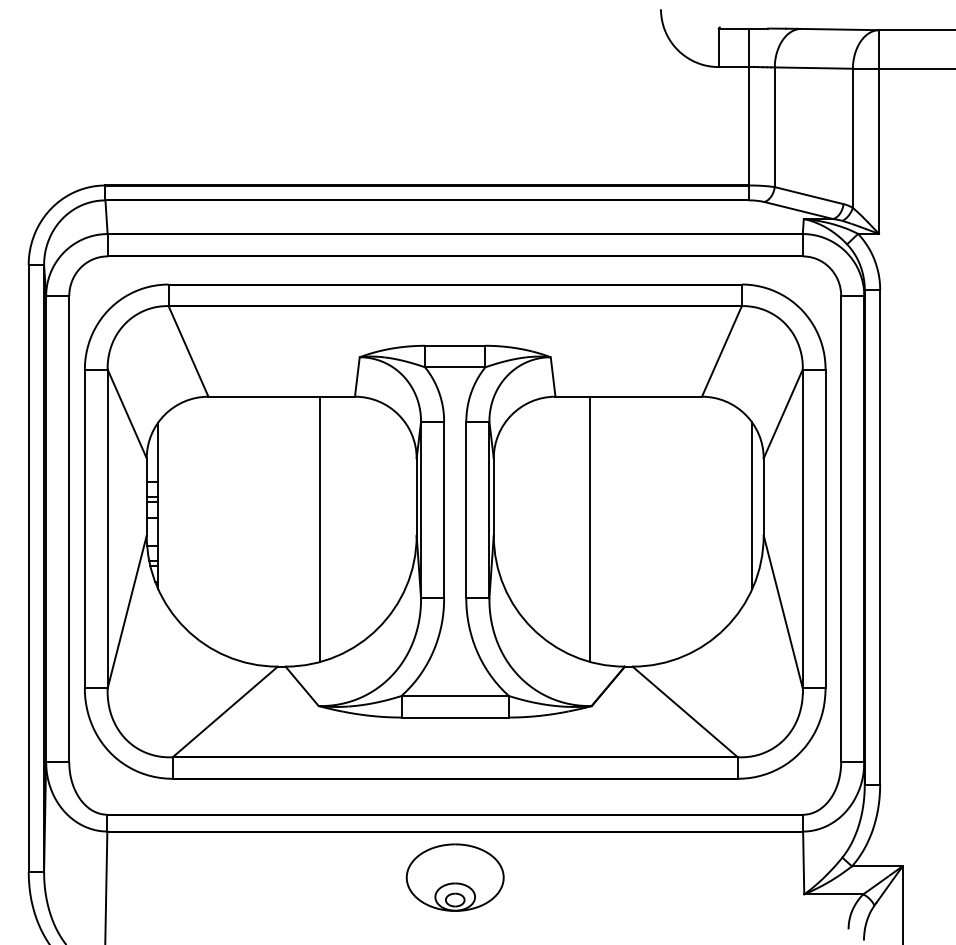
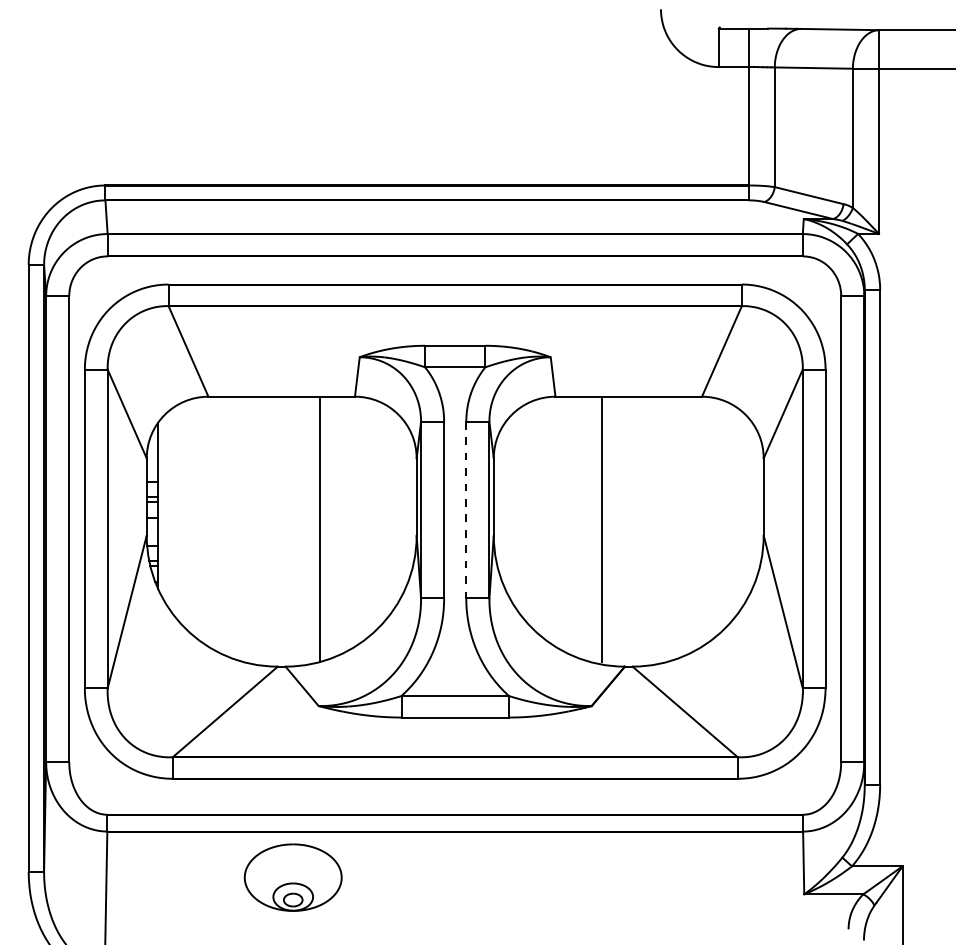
line: present -> none (752, 505)
line: solid -> dashed (466, 510)
line position: (590, 528) -> (602, 528) (602, 528)
part position: (454, 877) -> (292, 877) (292, 877)
